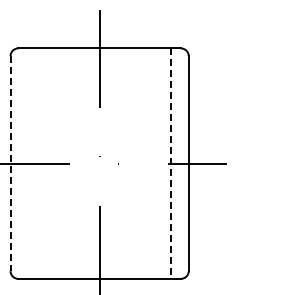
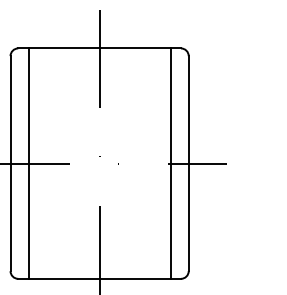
line: dashed -> solid (10, 163)
line: none -> present (28, 163)
line: dashed -> solid (170, 164)
